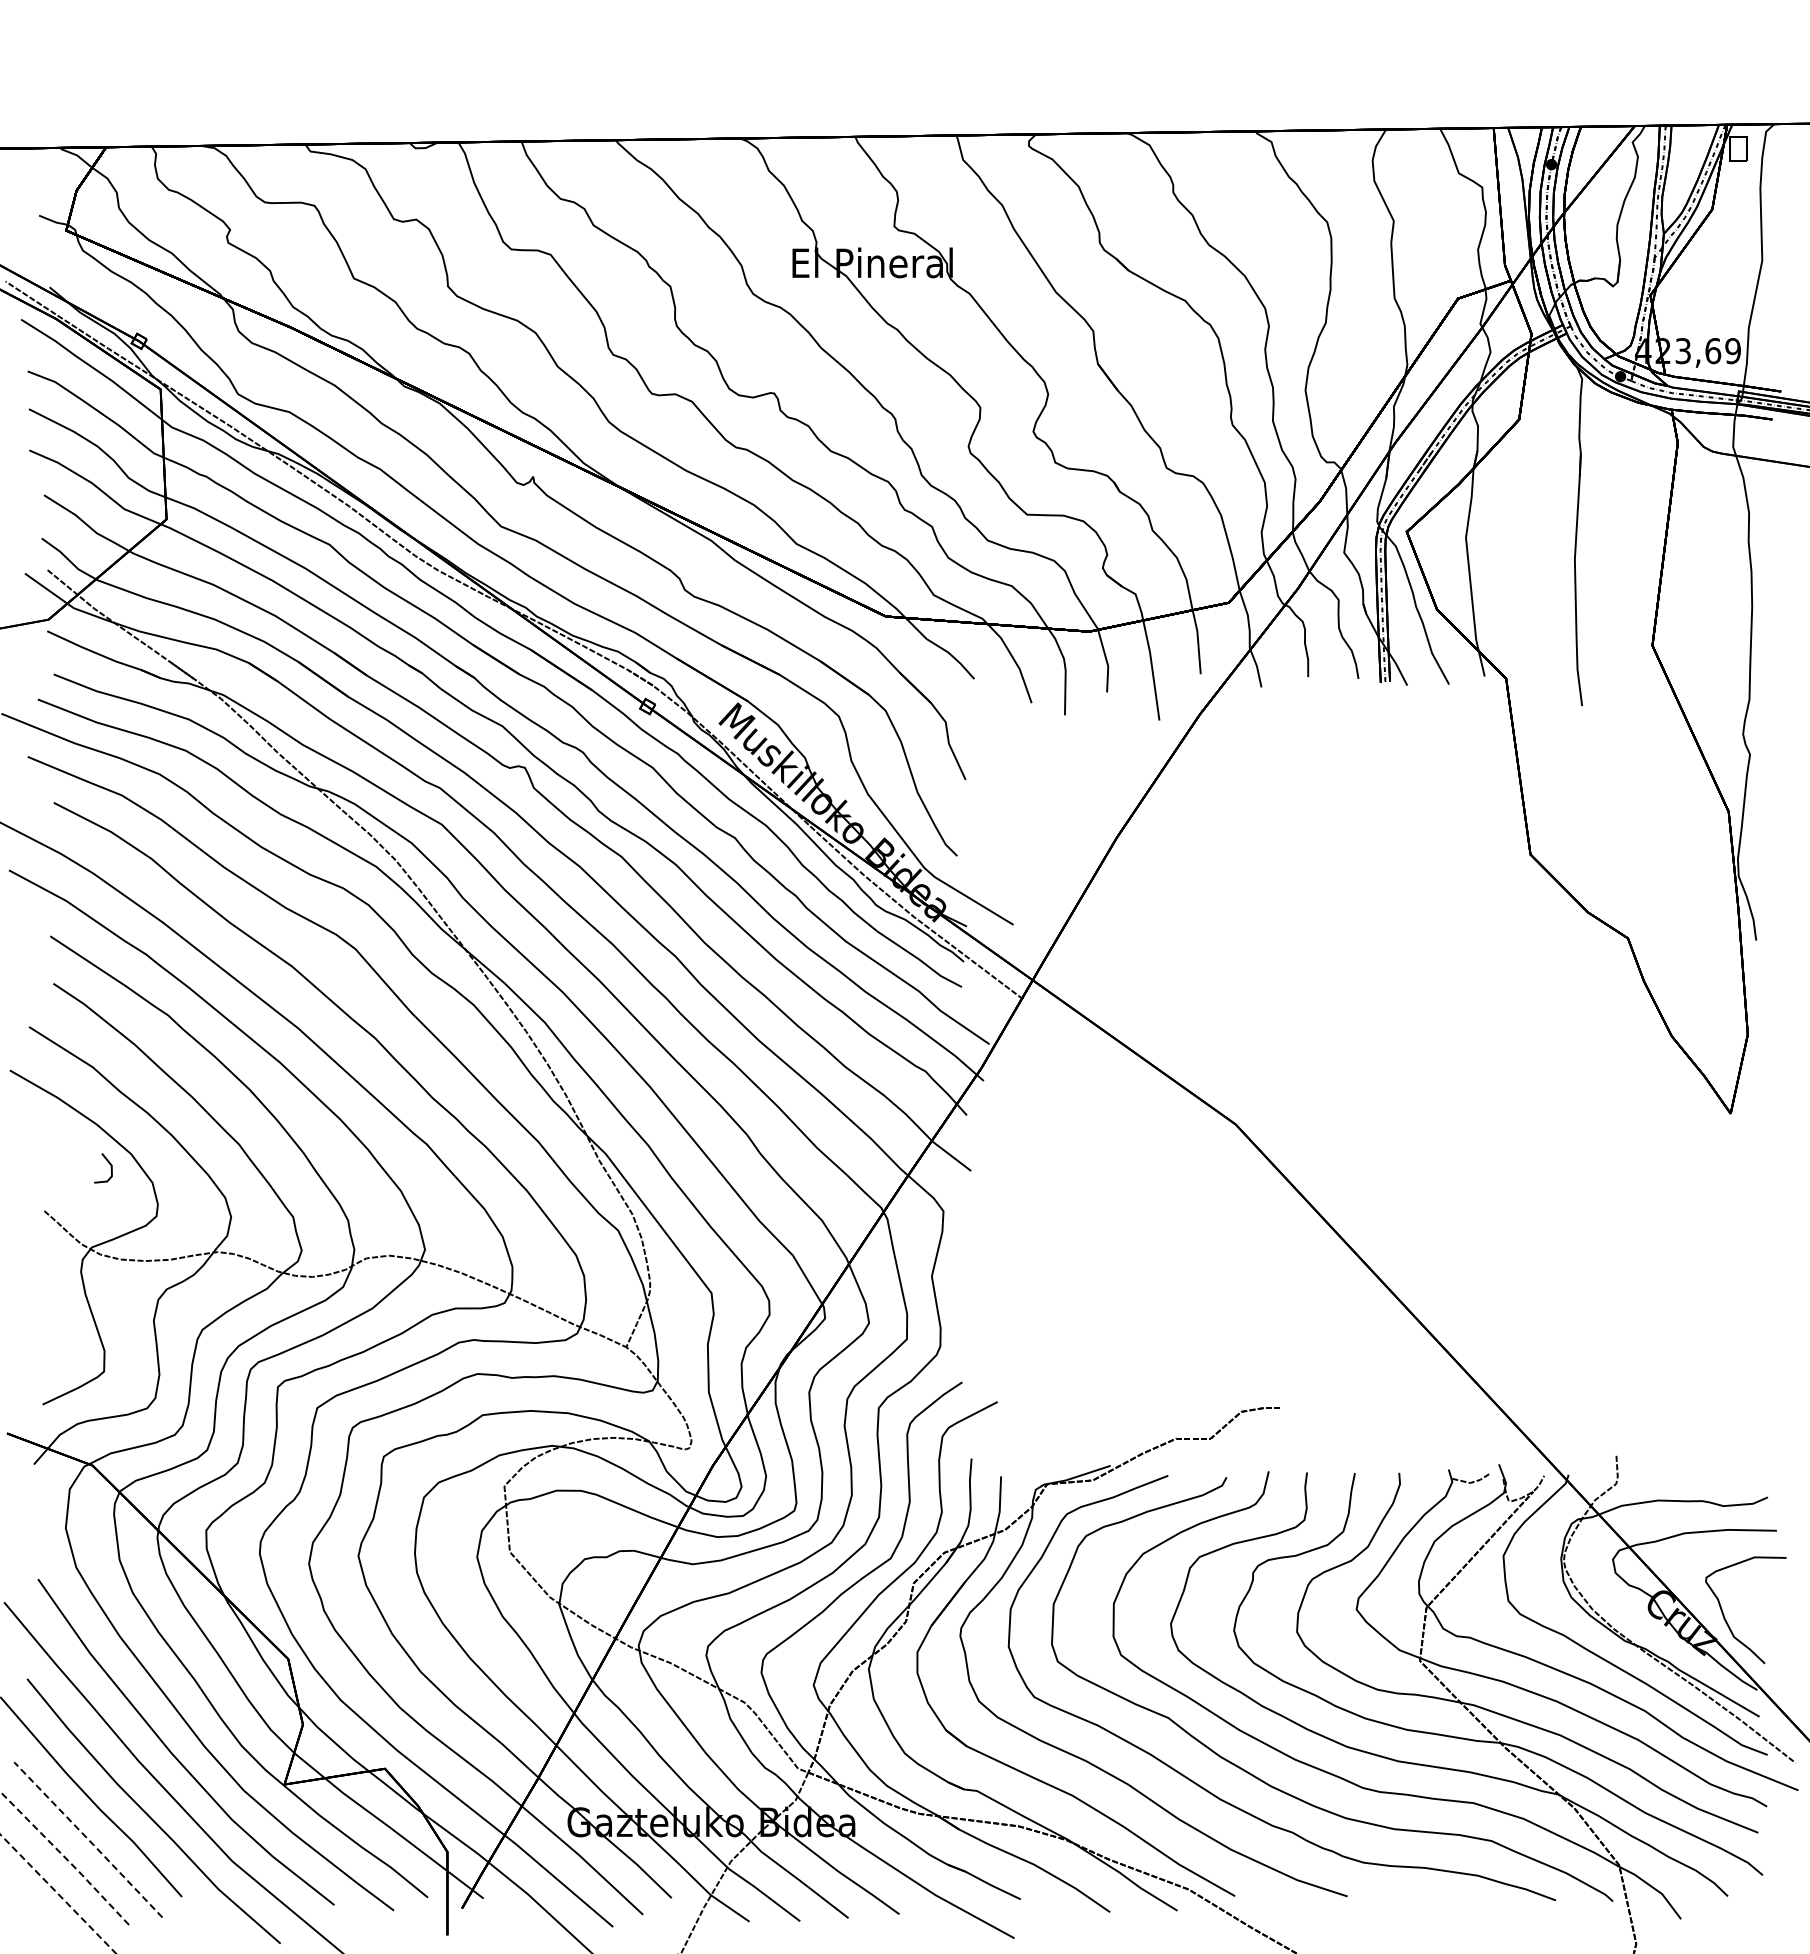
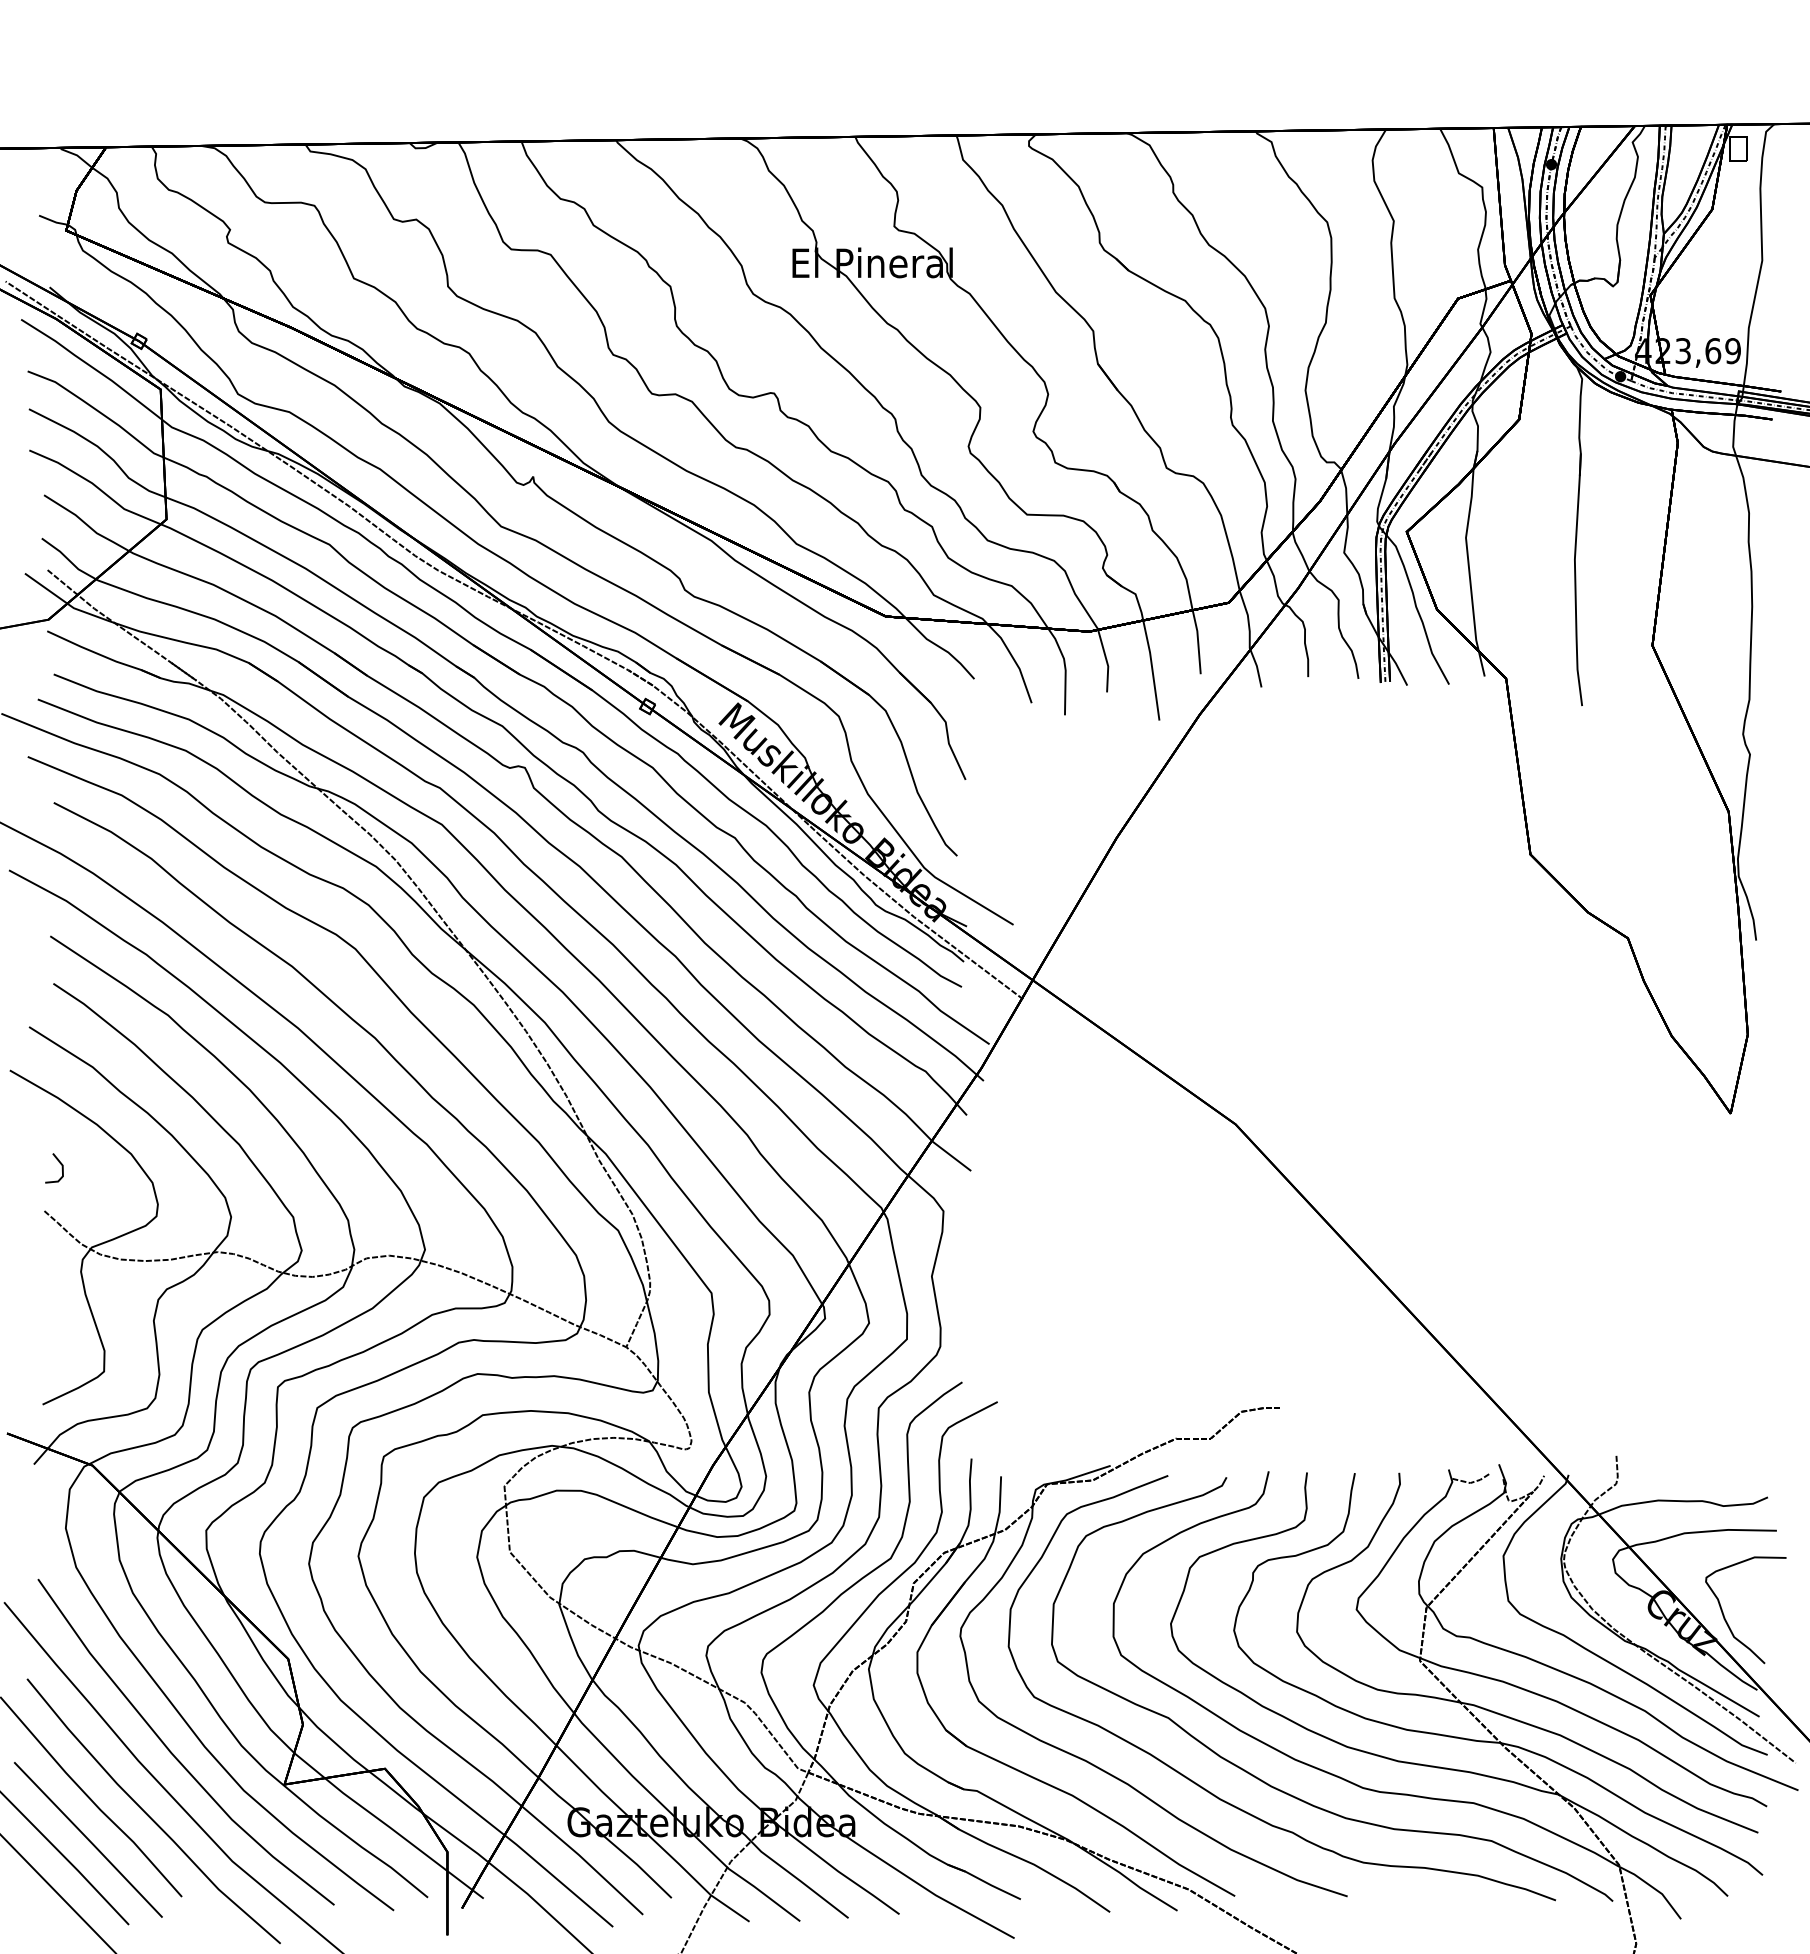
line position: (110, 1168) -> (61, 1168) (61, 1168)
line: dashed -> solid (88, 1839)
line: dashed -> solid (65, 1858)
line: dashed -> solid (58, 1894)
